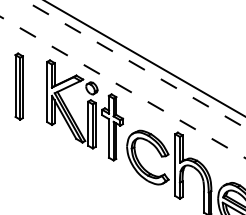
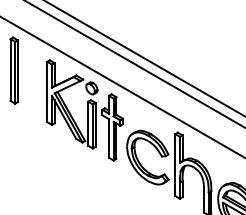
line: dashed -> solid (135, 64)
part position: (18, 86) -> (13, 70) (13, 70)
line: dashed -> solid (122, 87)
